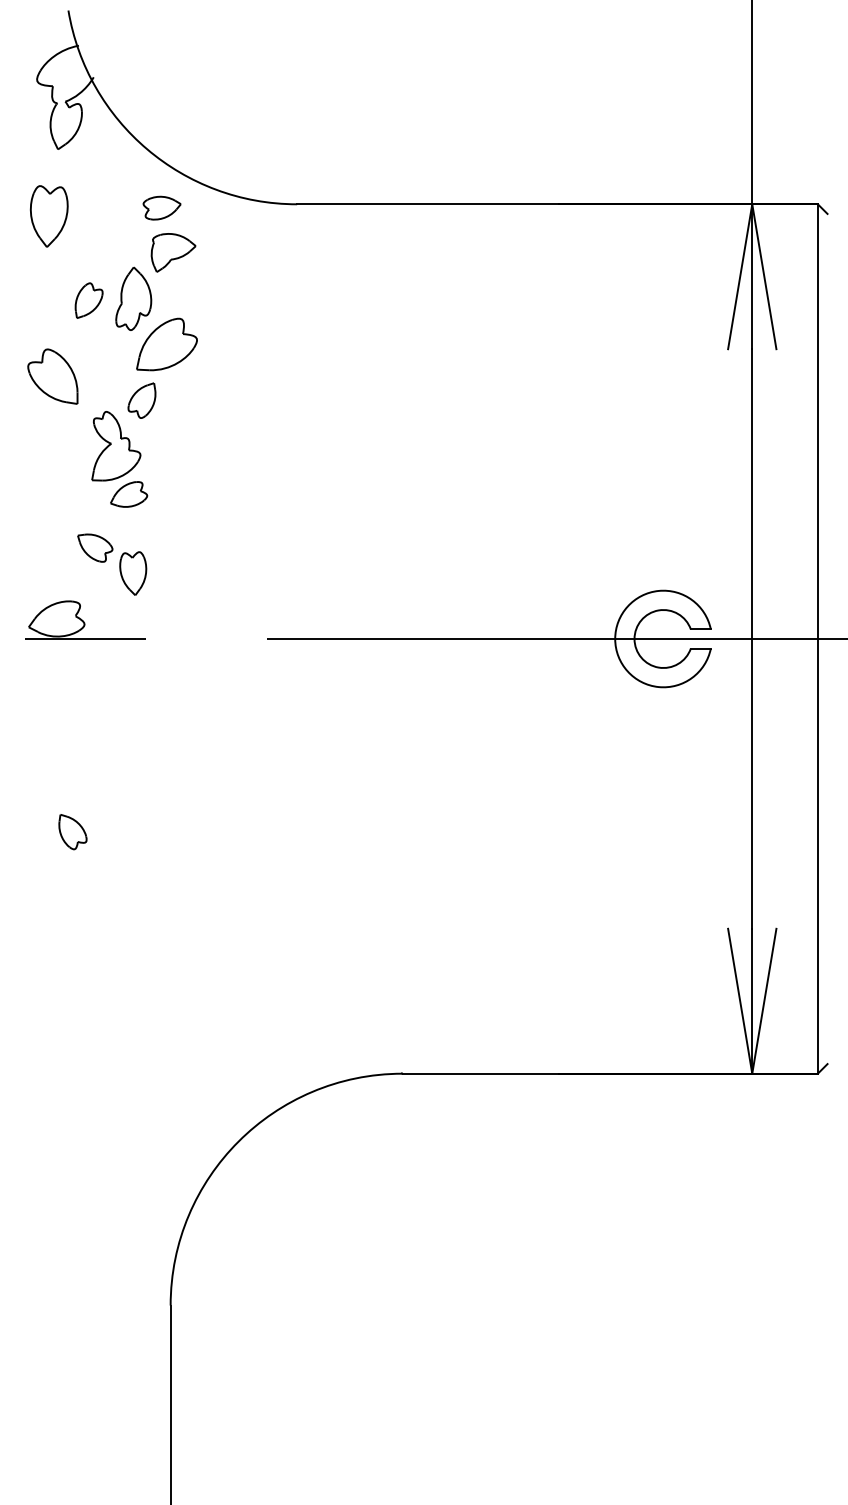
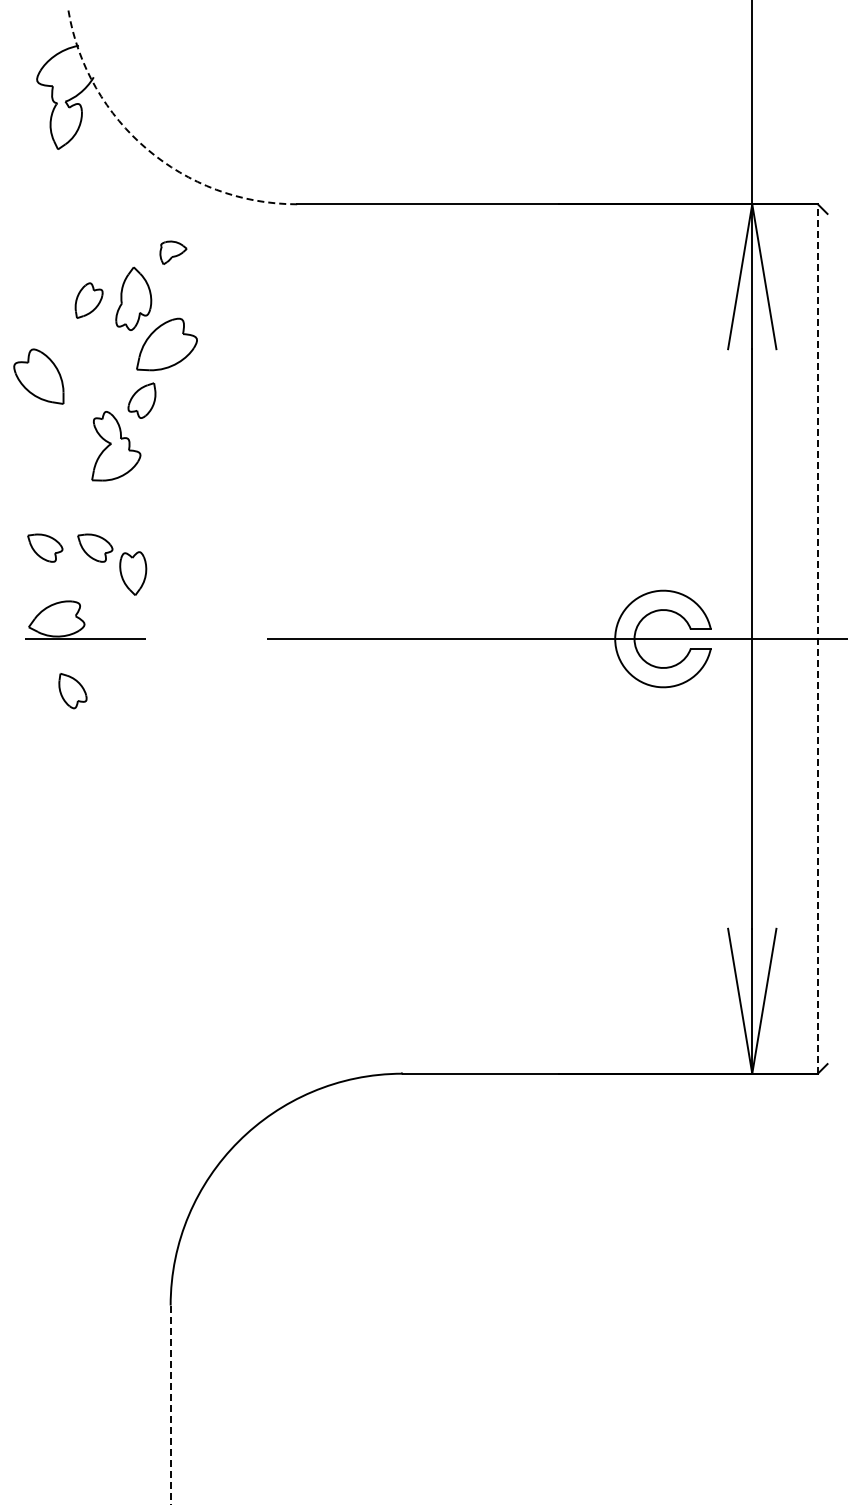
arc: solid -> dashed (147, 149)
part: present -> none (161, 207)
part: present -> none (48, 216)
part size: 47x40 px -> 29x25 px (173, 252)
part position: (52, 376) -> (38, 376) (38, 376)
part: present -> none (129, 494)
part: none -> present (45, 547)
line: solid -> dashed (817, 639)
part position: (72, 832) -> (72, 691) (72, 691)
line: solid -> dashed (170, 1405)
